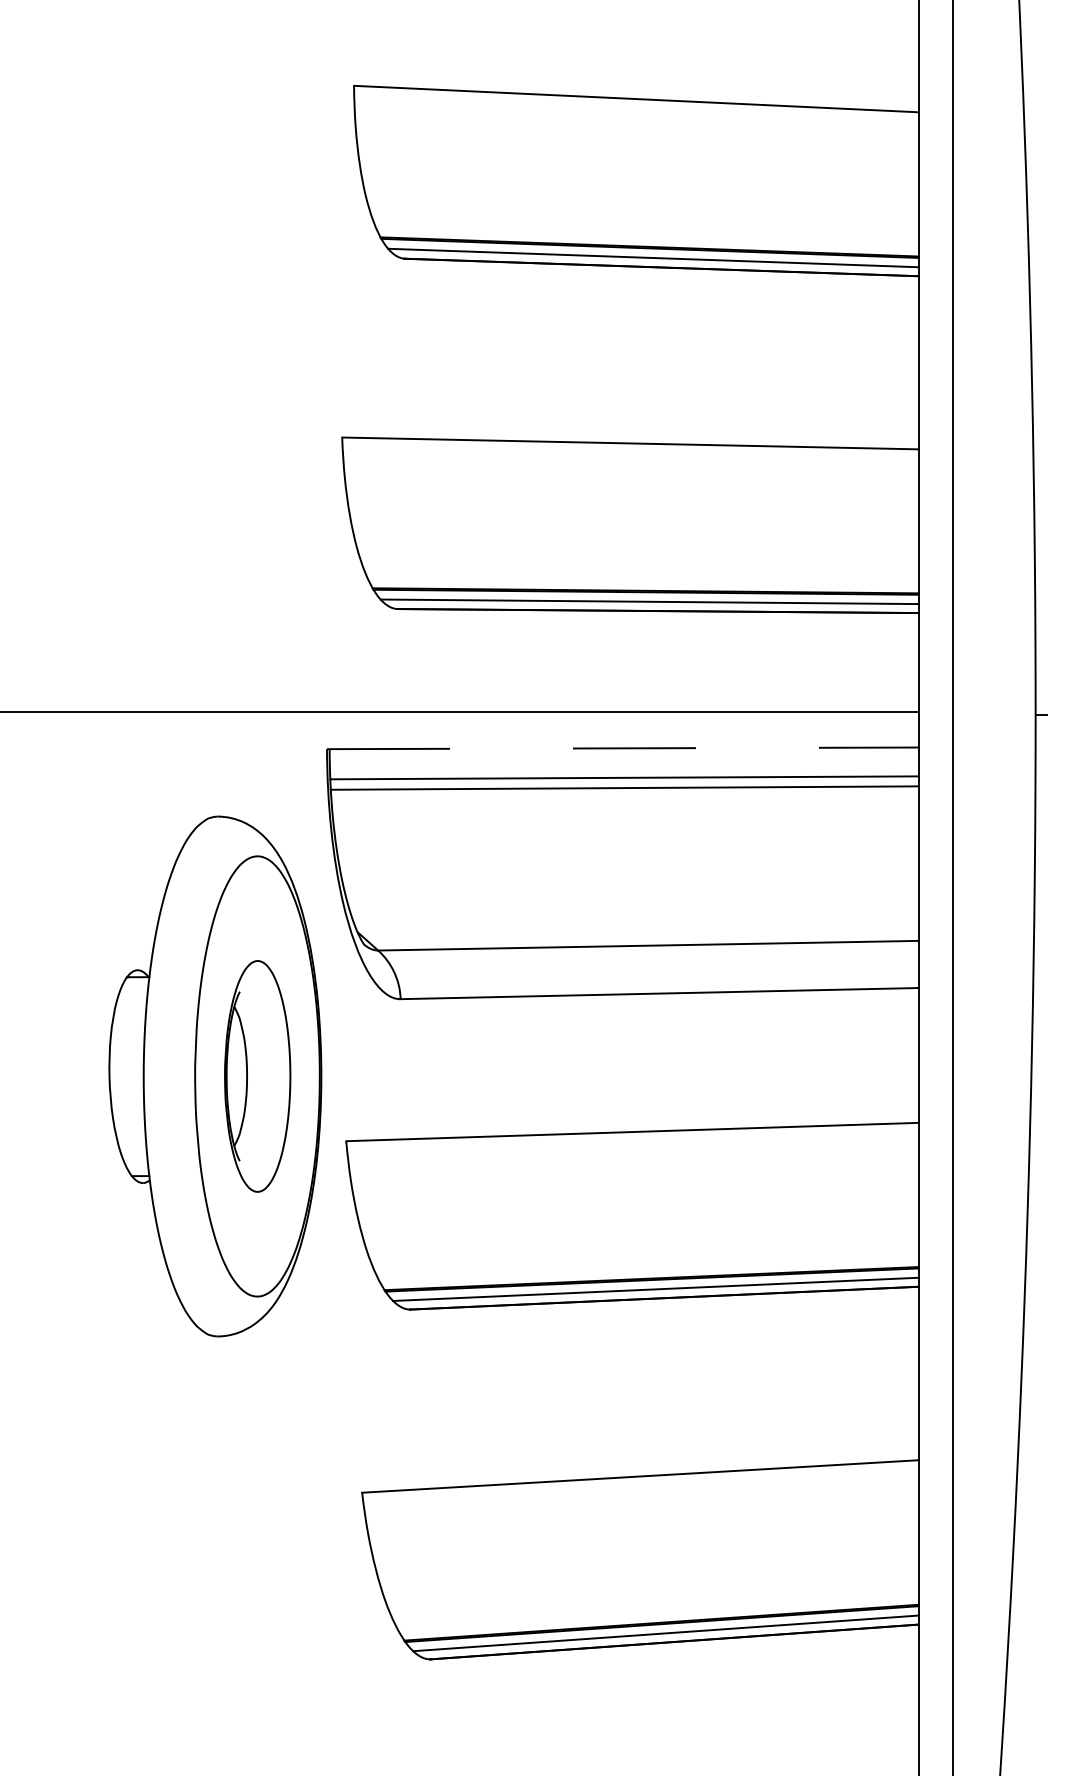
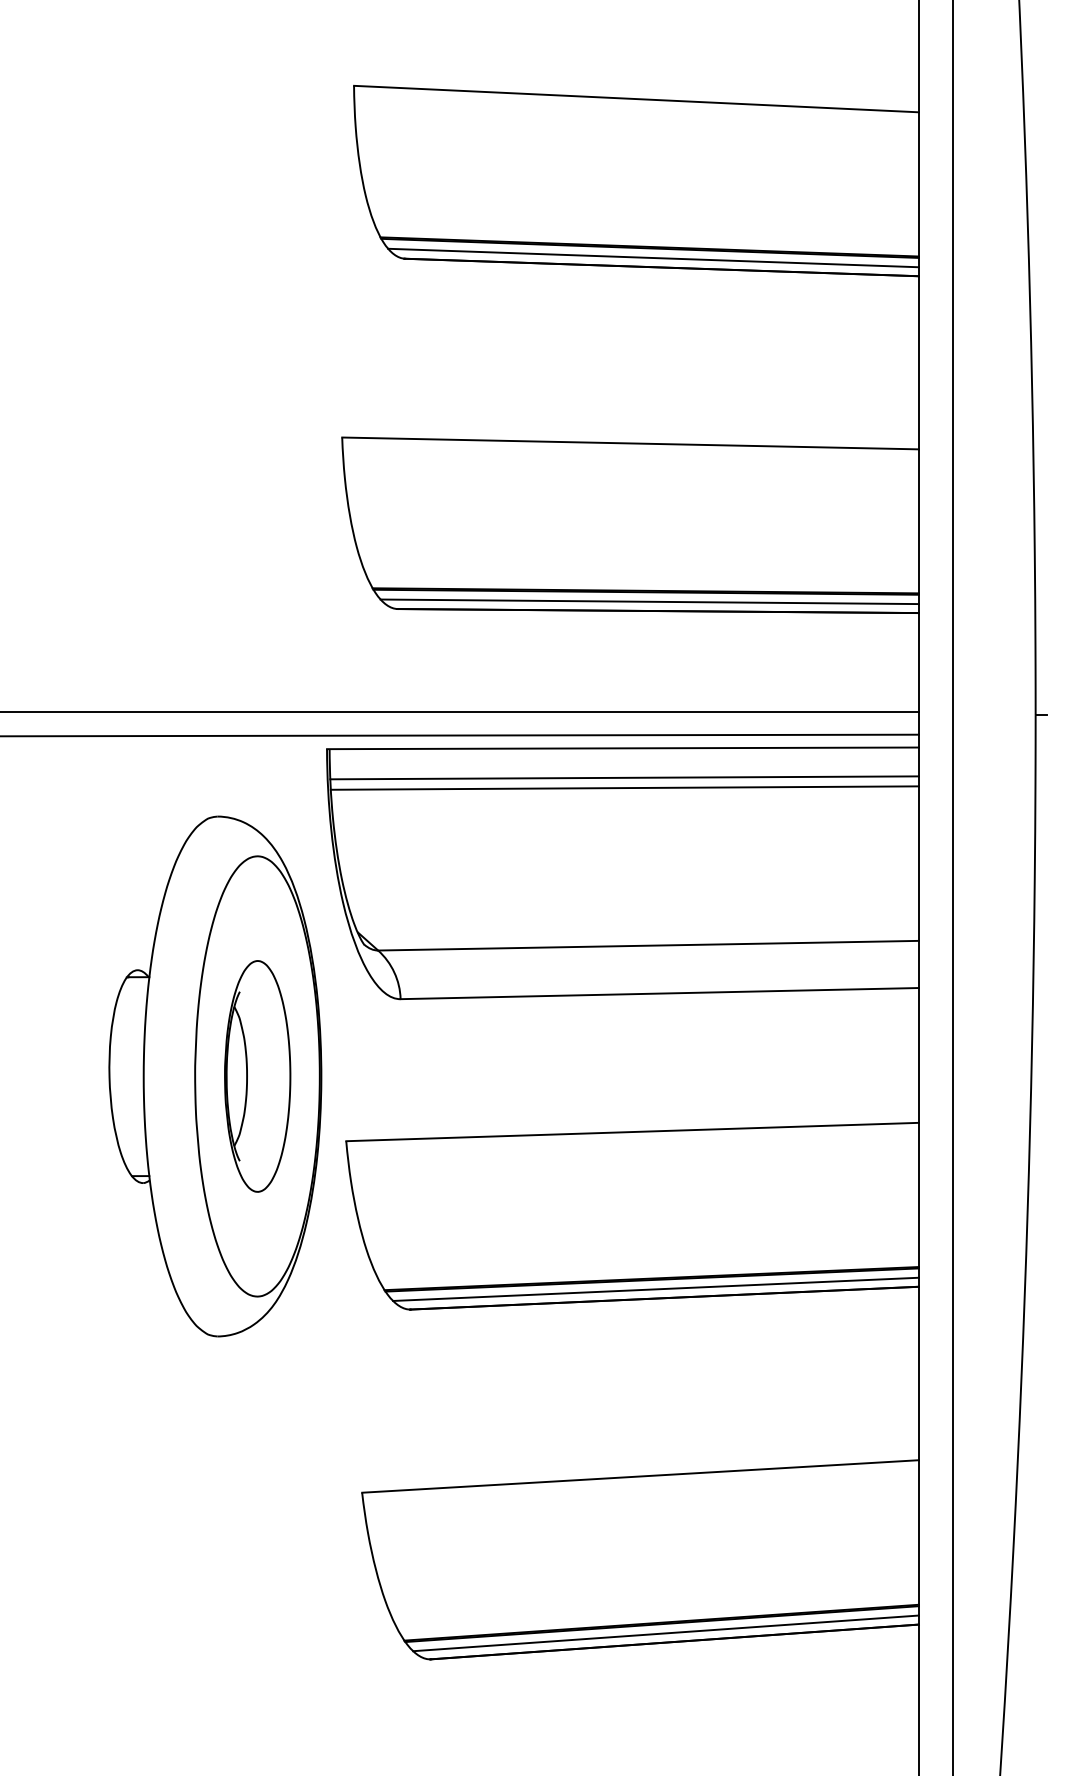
line: none -> present (460, 735)
line: dashed -> solid (623, 748)
